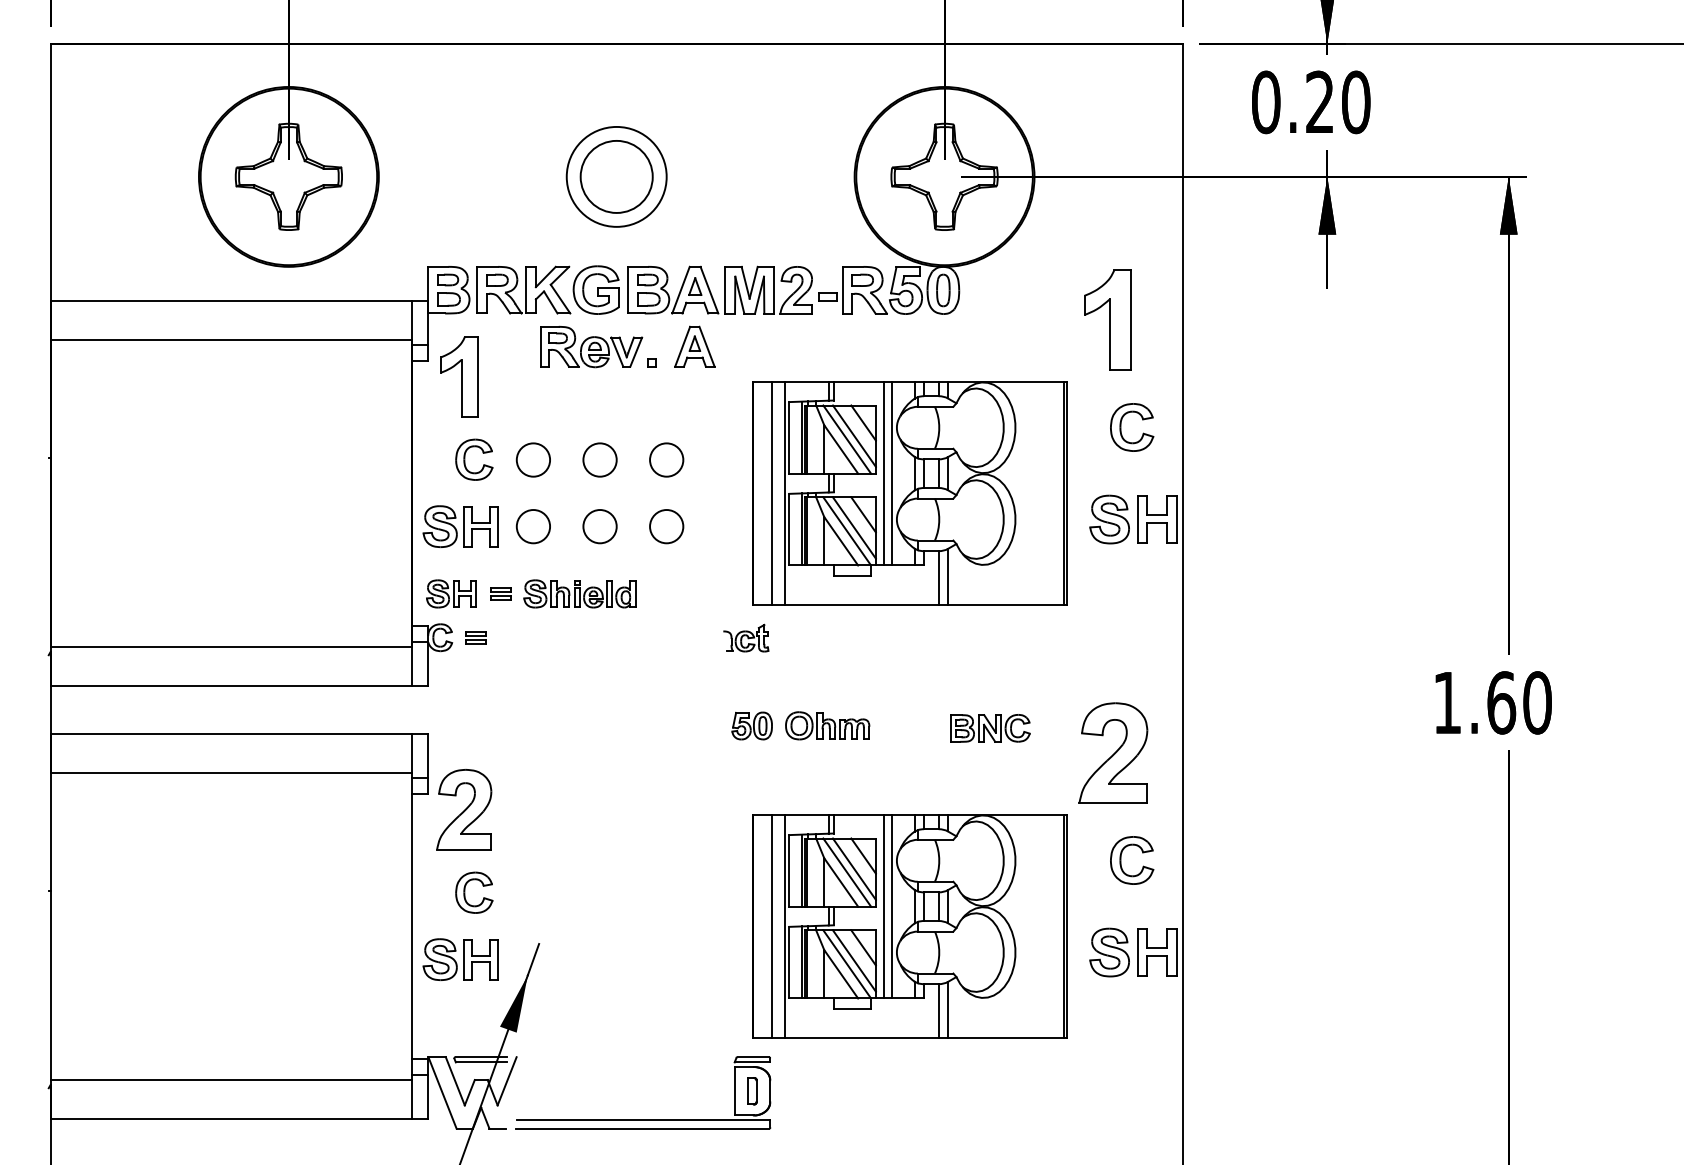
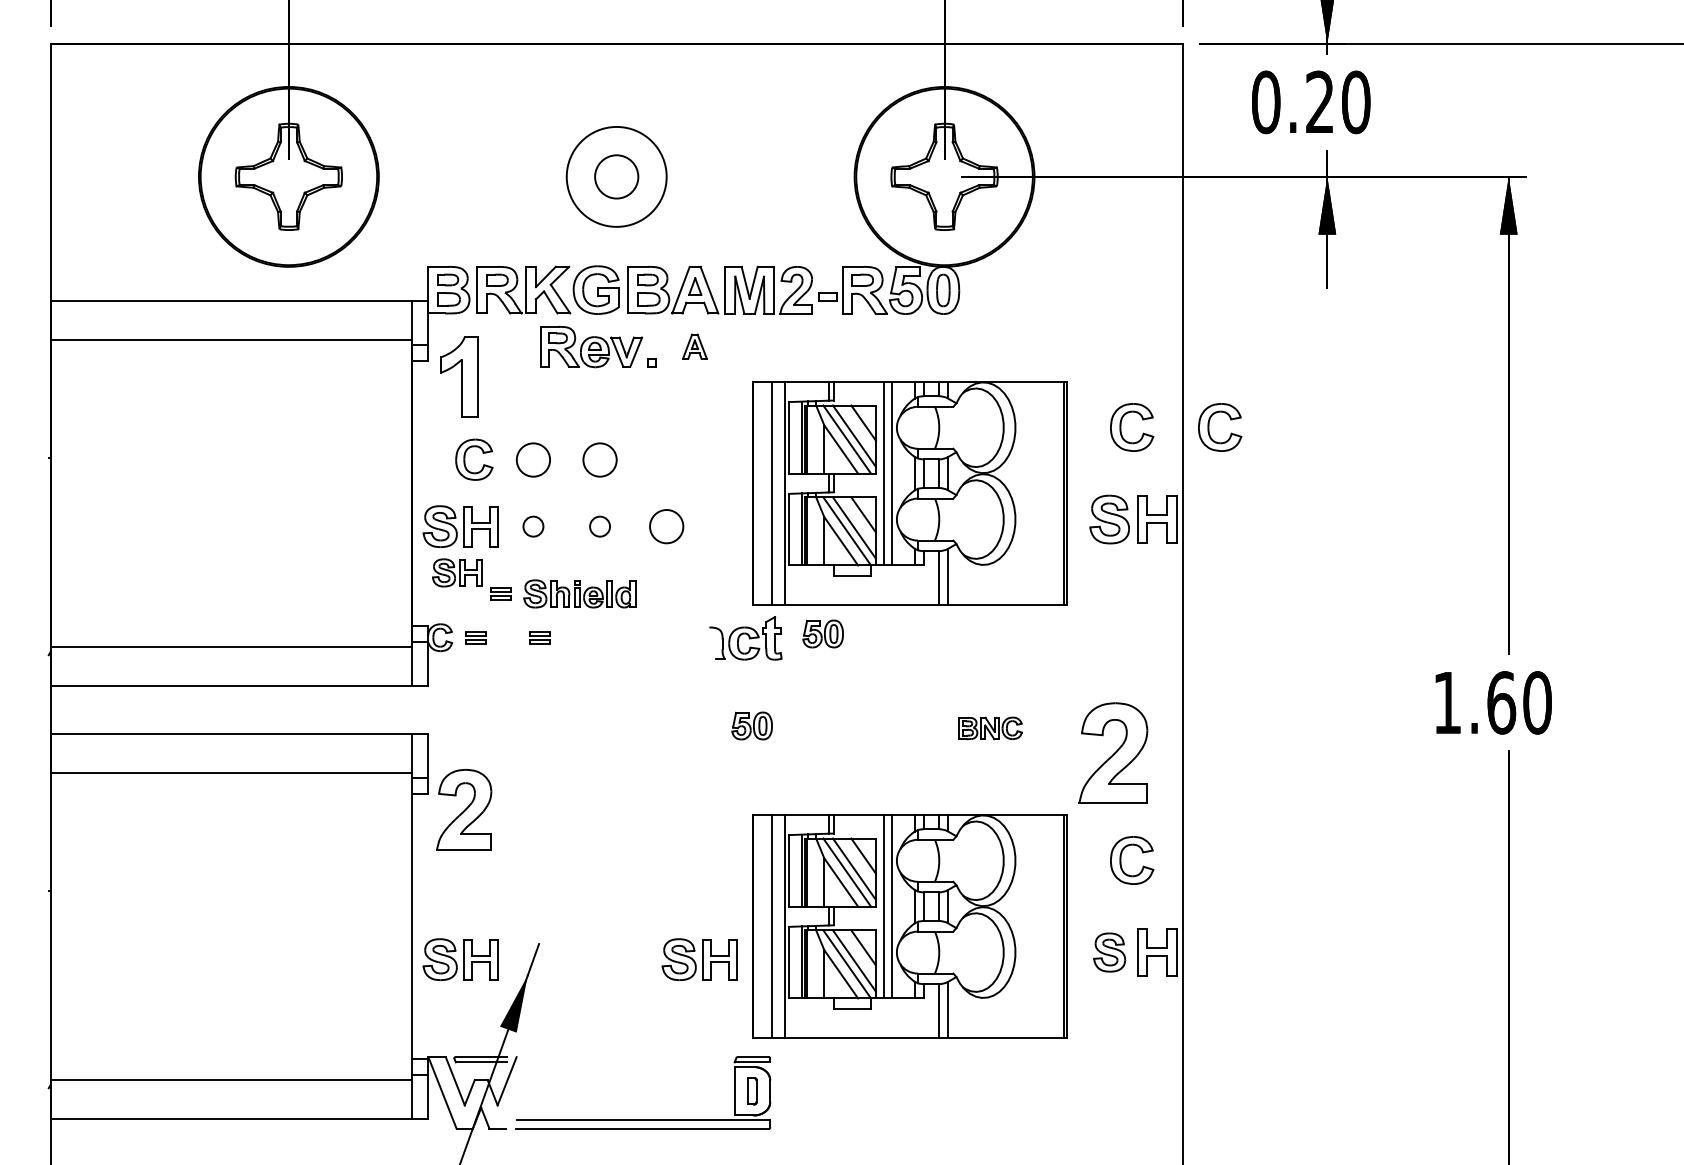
circle diameter: 72 px -> 43 px (616, 176)
part: present -> none (1107, 319)
part size: 42x43 px -> 26x27 px (694, 346)
part: none -> present (1209, 427)
circle: present -> none (666, 459)
circle diameter: 33 px -> 20 px (533, 526)
circle diameter: 33 px -> 20 px (600, 526)
part position: (451, 593) -> (457, 572) (457, 572)
part: none -> present (822, 633)
part: none -> present (539, 637)
part size: 47x30 px -> 74x45 px (745, 638)
part: present -> none (827, 725)
part size: 81x29 px -> 65x25 px (990, 728)
part: present -> none (465, 892)
part size: 41x51 px -> 34x41 px (1109, 952)
part: none -> present (699, 959)
